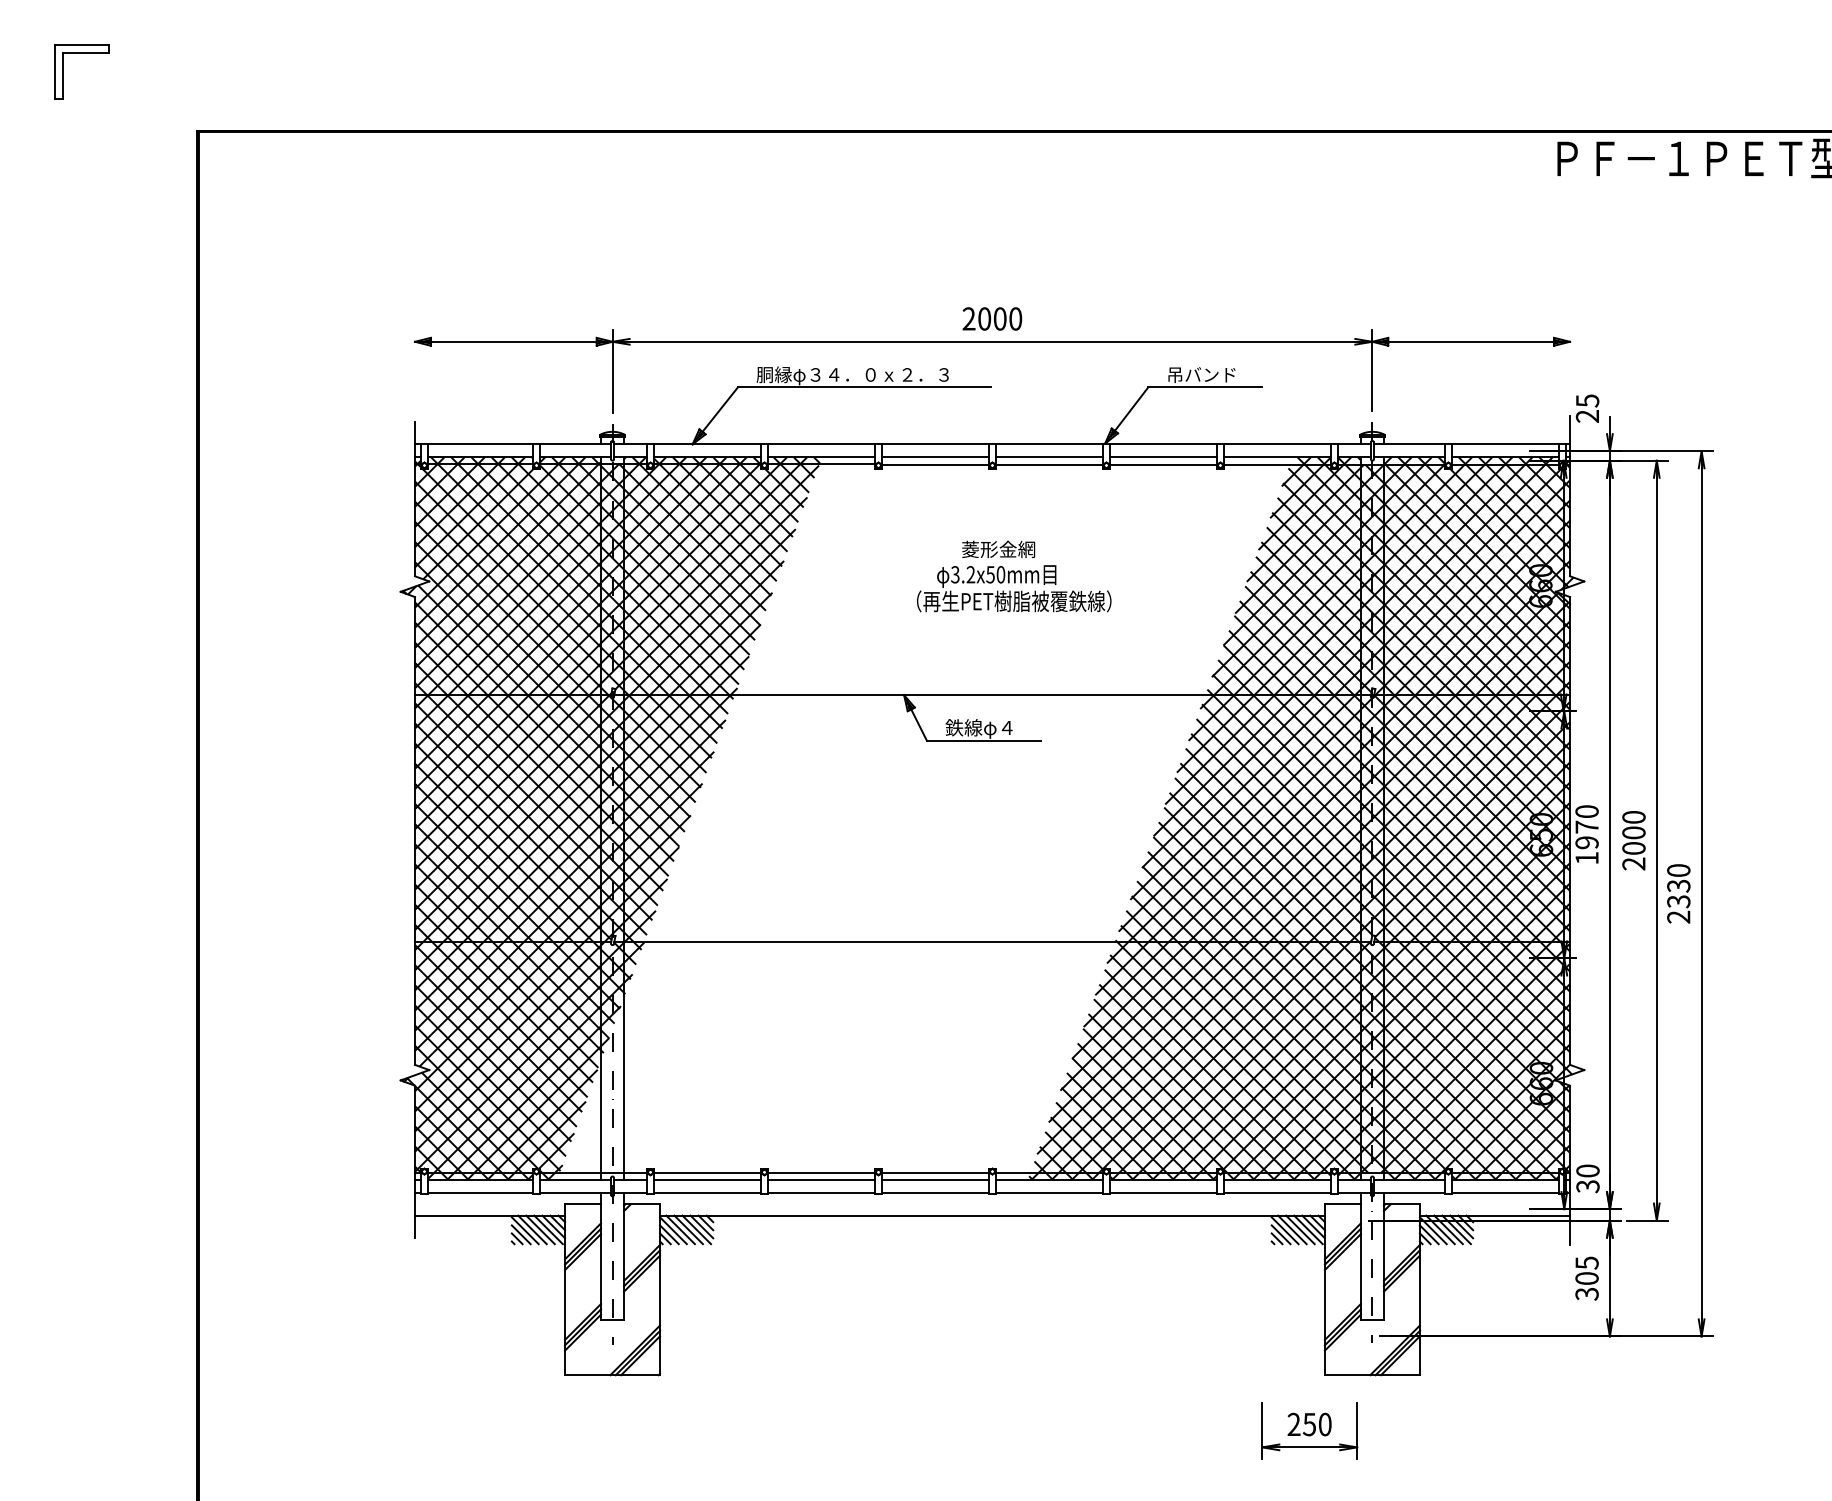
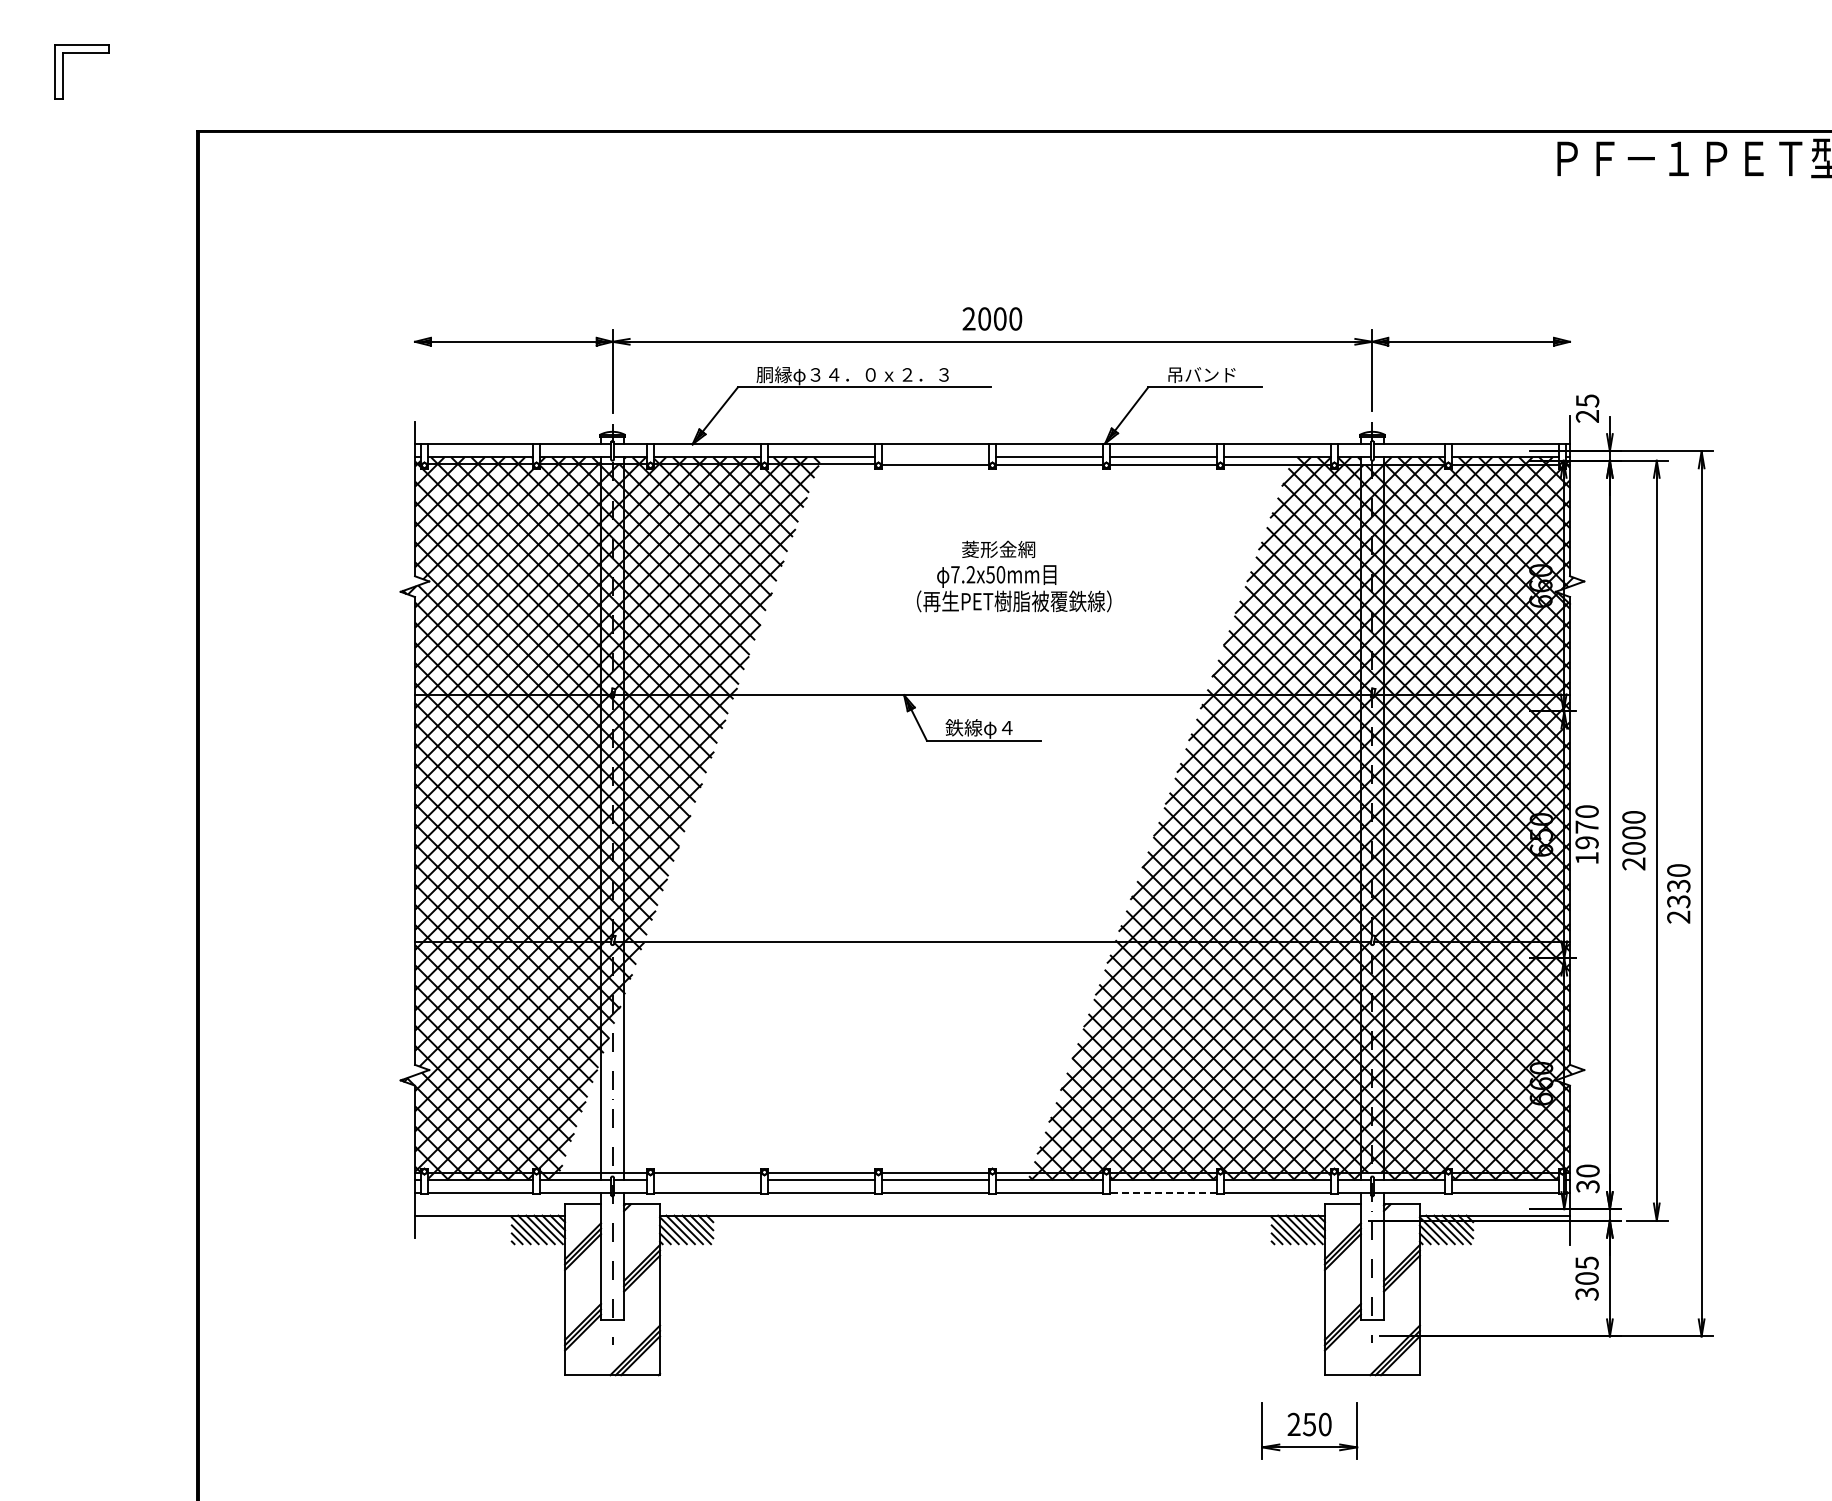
line: present -> none (935, 457)
text: 3.2x50mm -> 7.2x50mm (955, 574)
line: present -> none (707, 1179)
line: solid -> dashed (1162, 1192)
